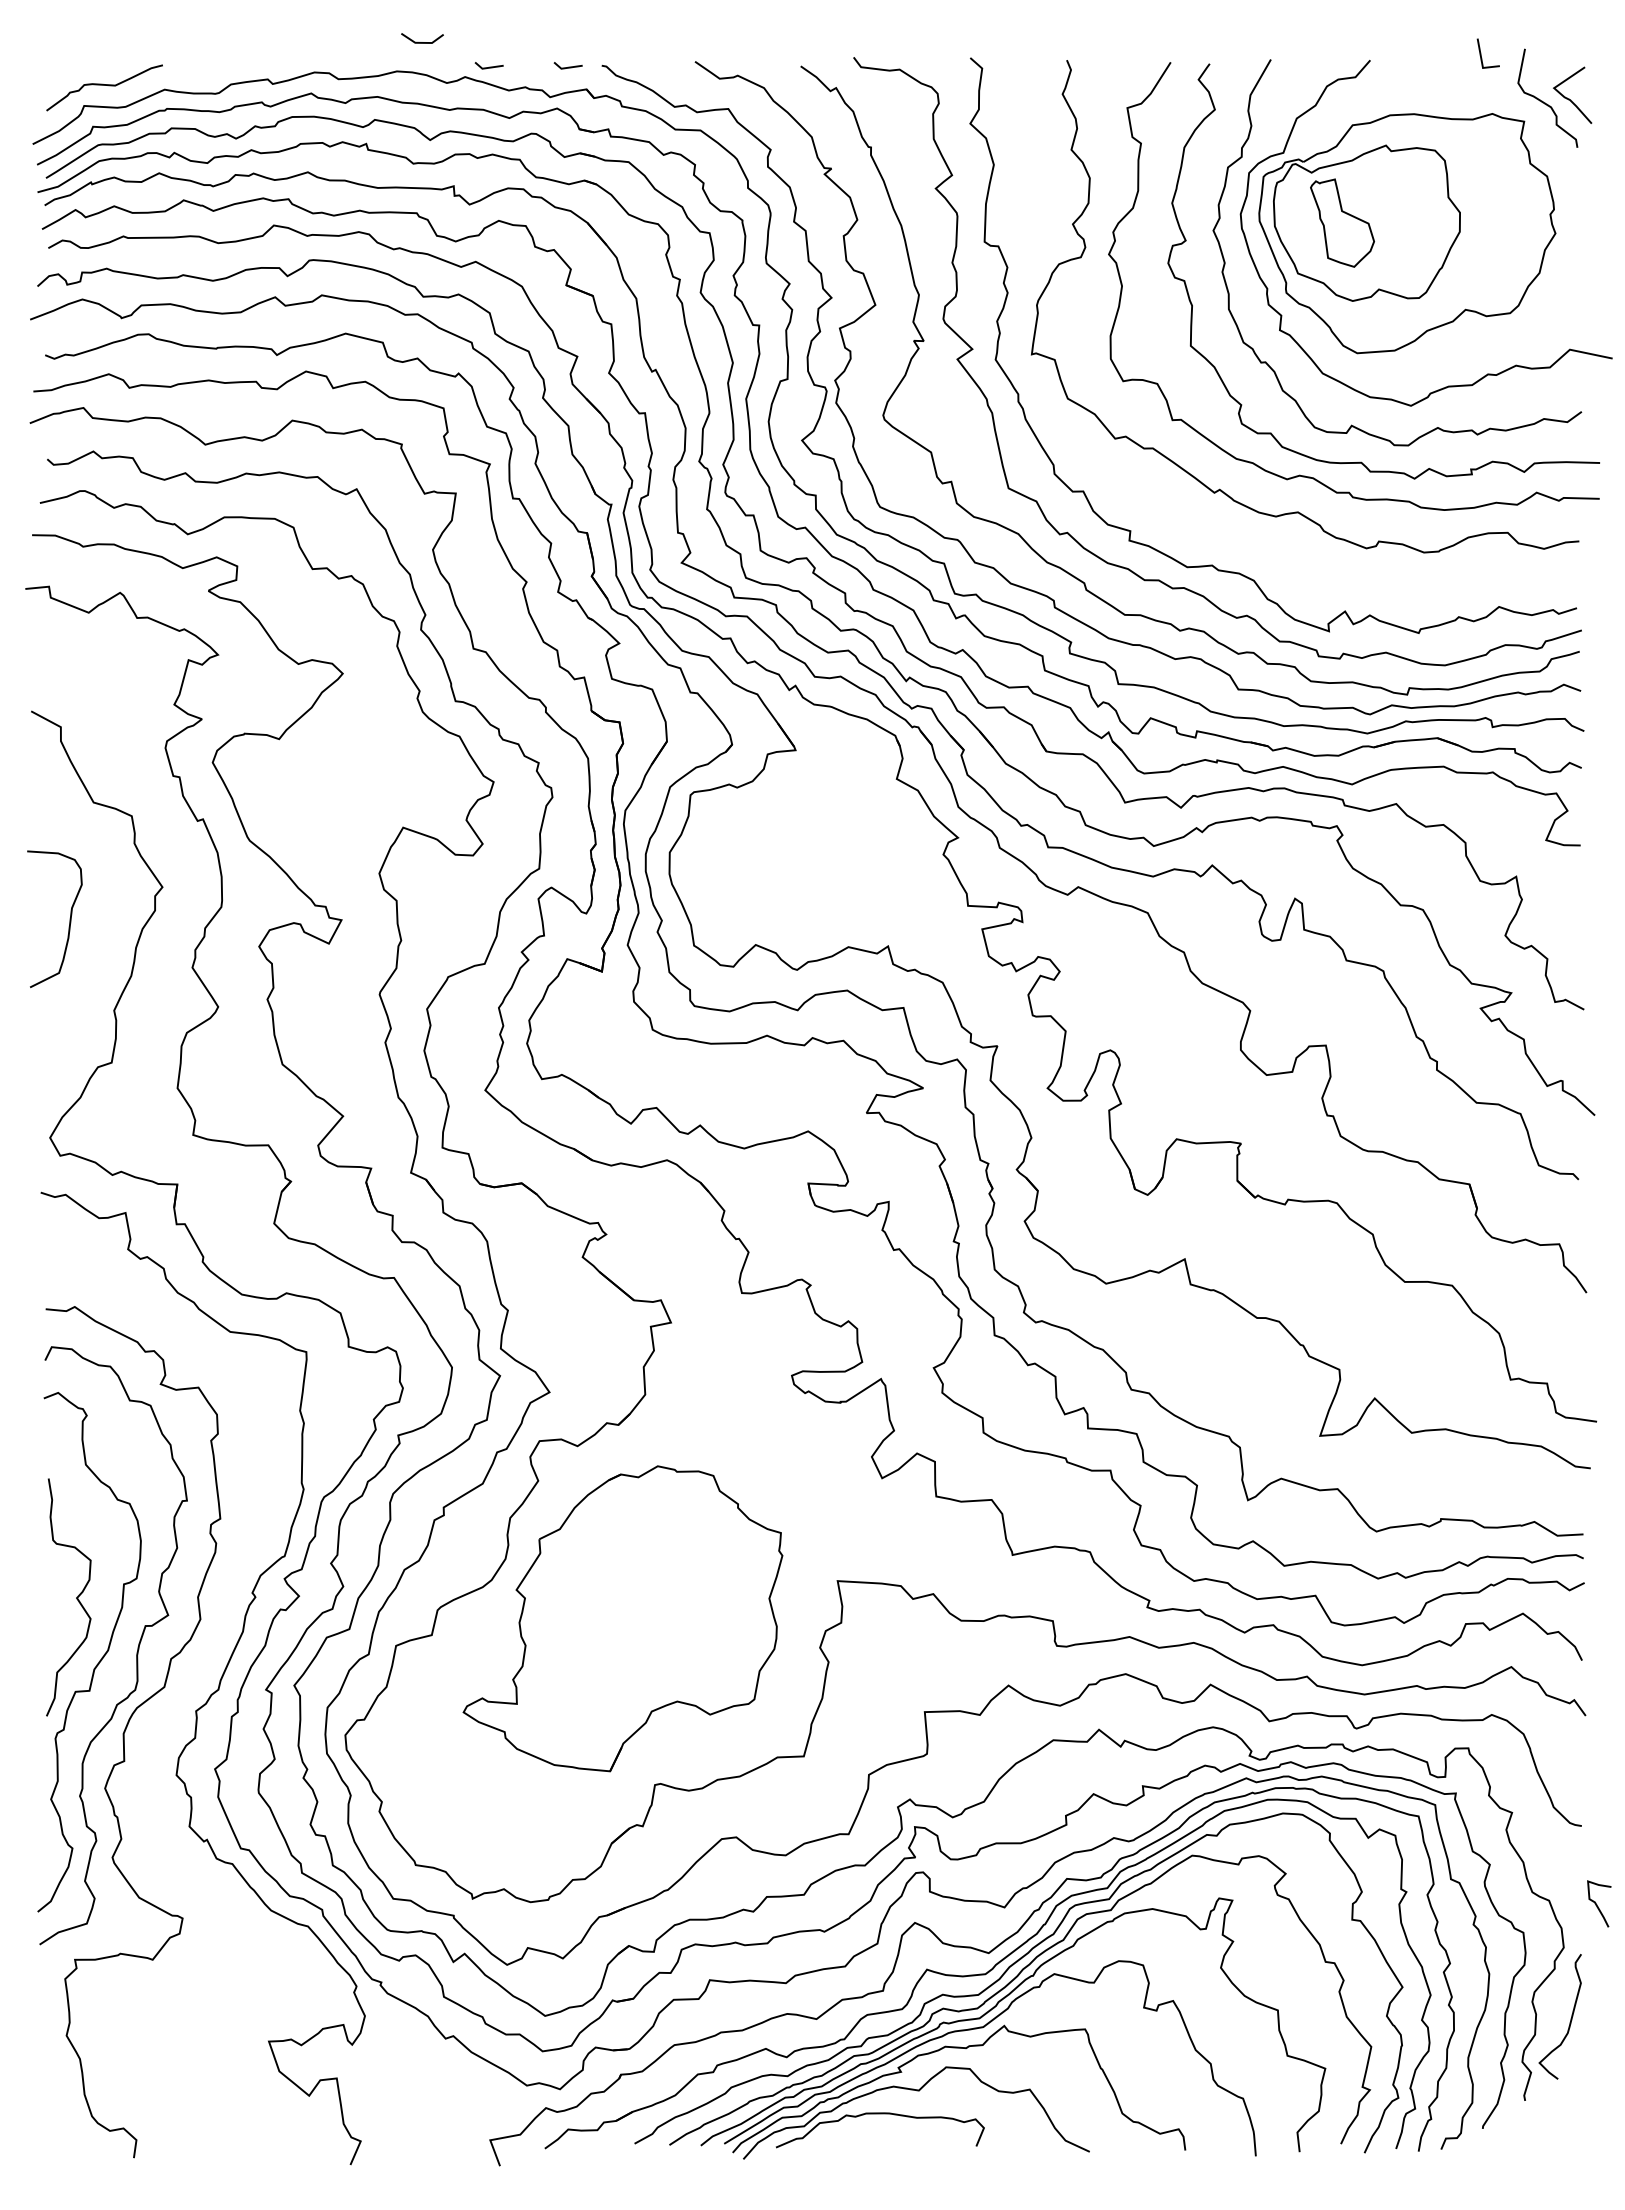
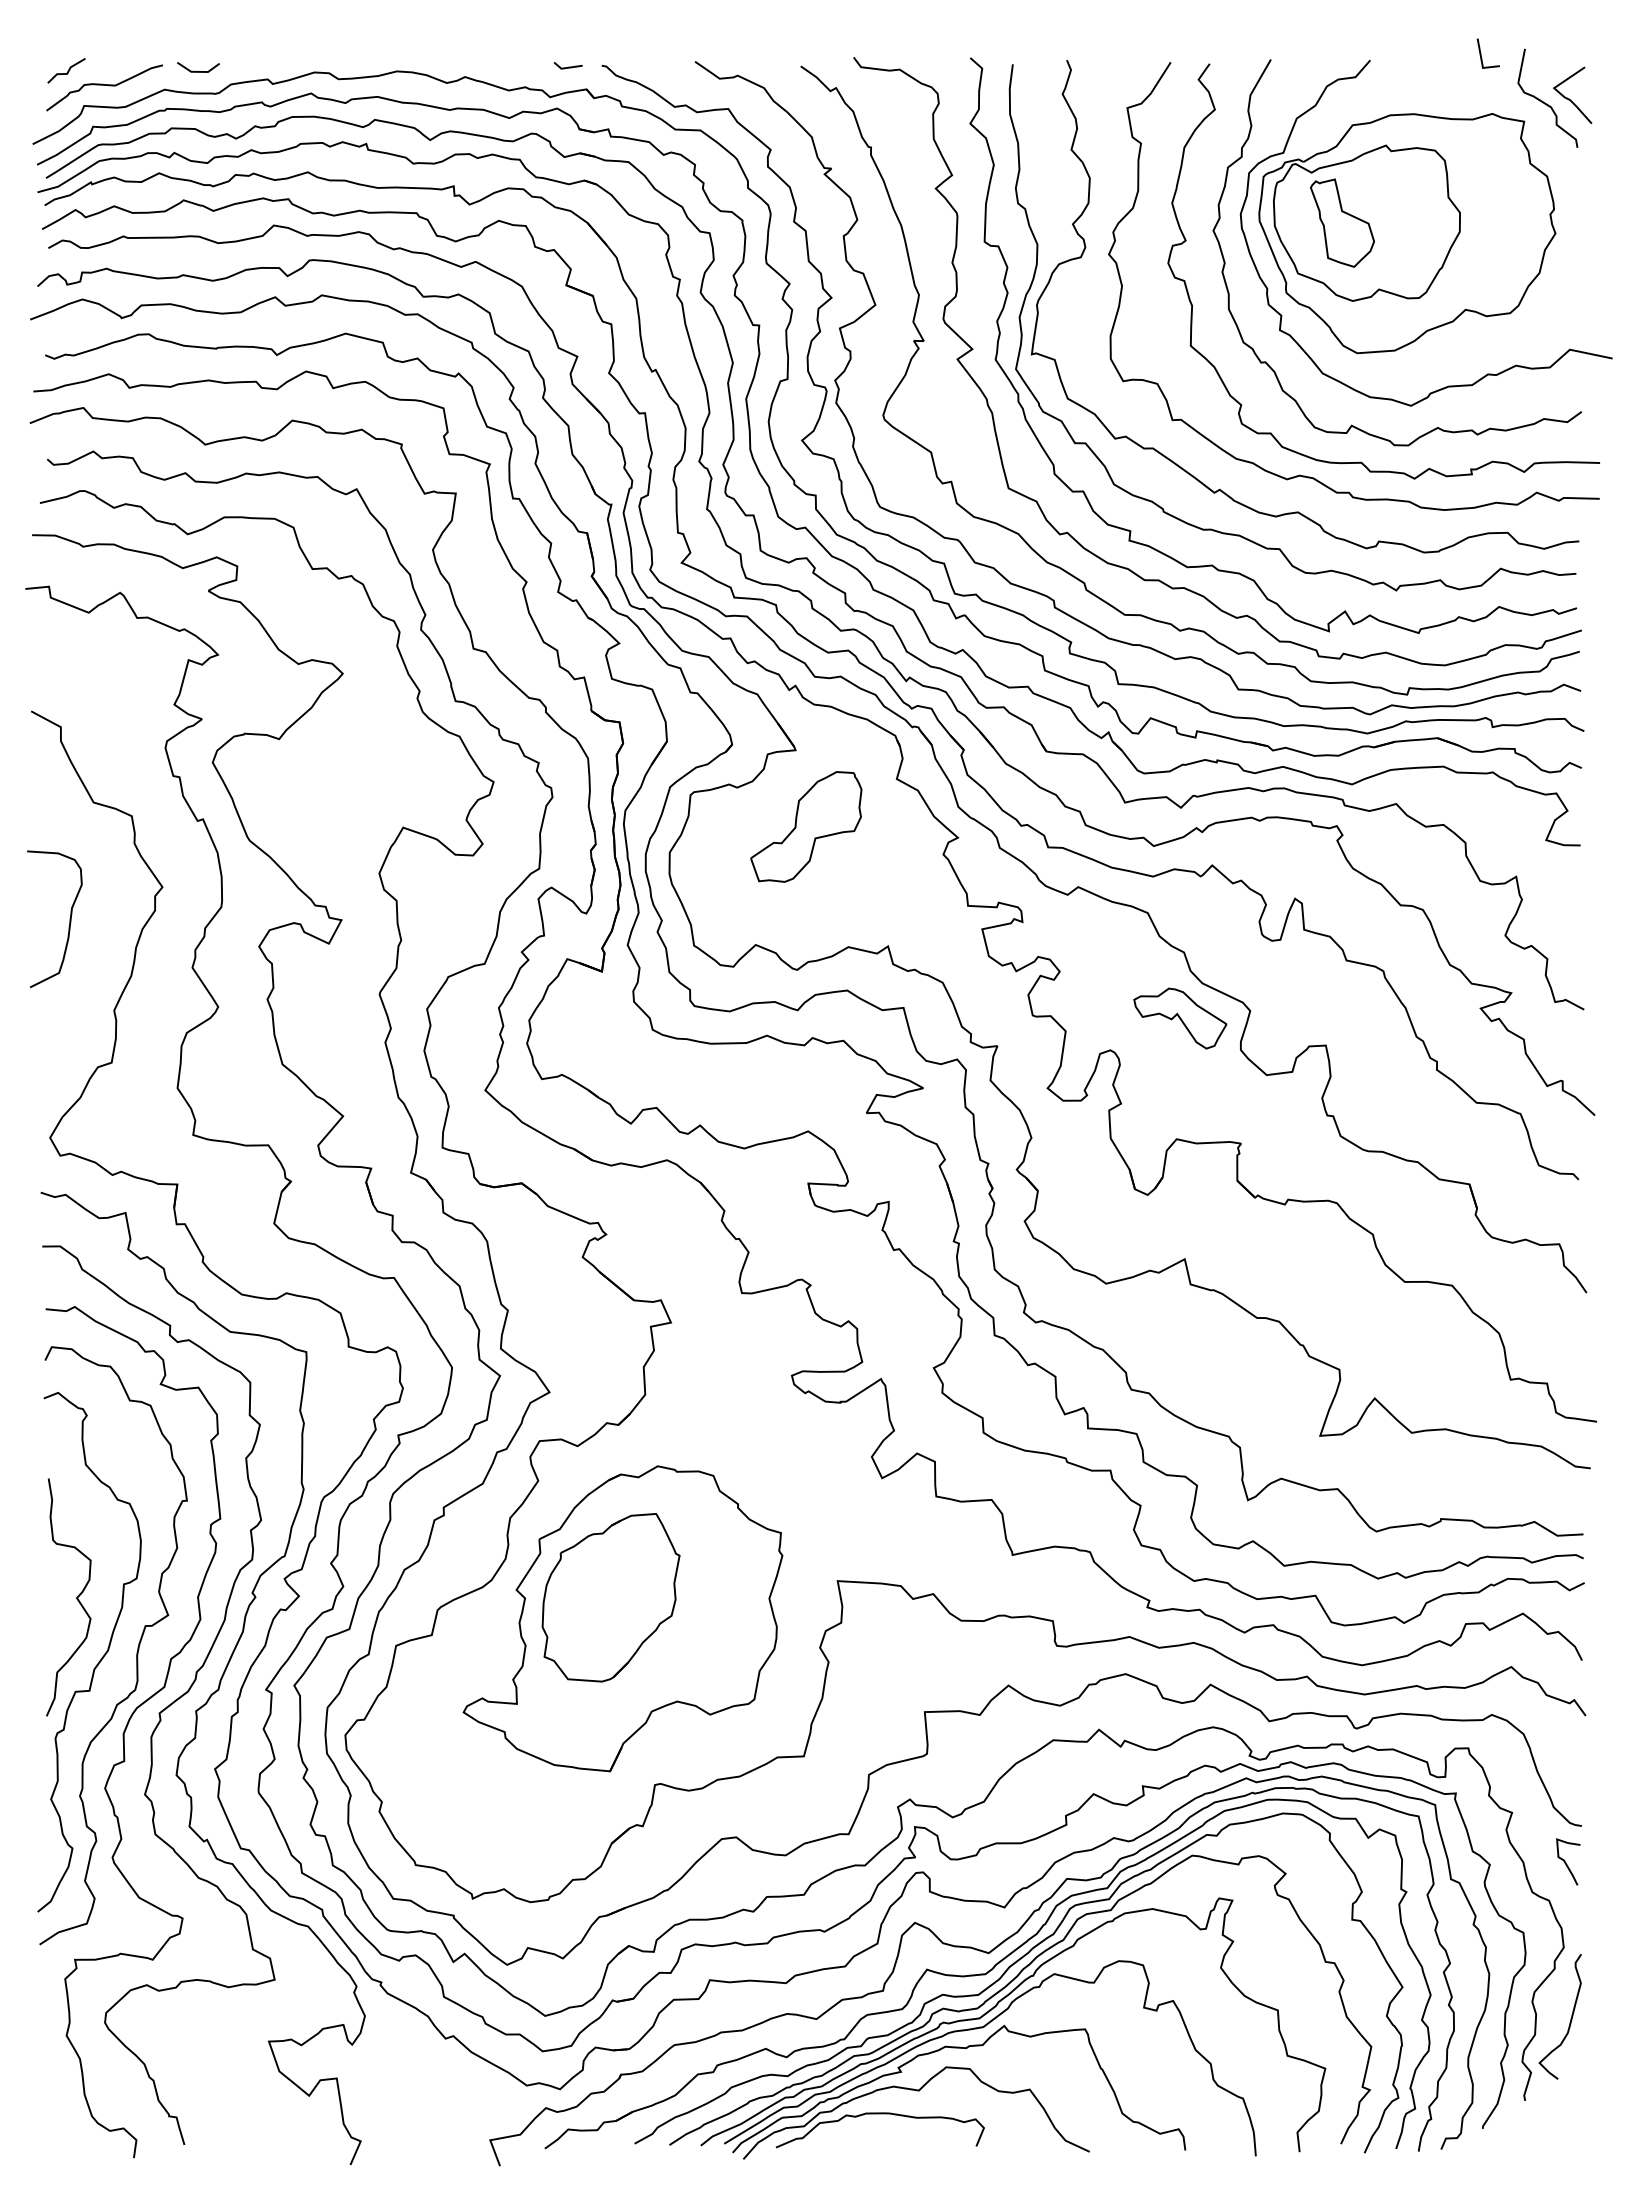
line position: (422, 42) -> (198, 71) (198, 71)
line: present -> none (489, 66)
line: none -> present (67, 71)
curve: none -> present (1239, 534)
part: none -> present (806, 826)
part: none -> present (1180, 1018)
part: none -> present (610, 1597)
curve: none -> present (166, 1706)
curve position: (1597, 1904) -> (1566, 1862) (1566, 1862)
